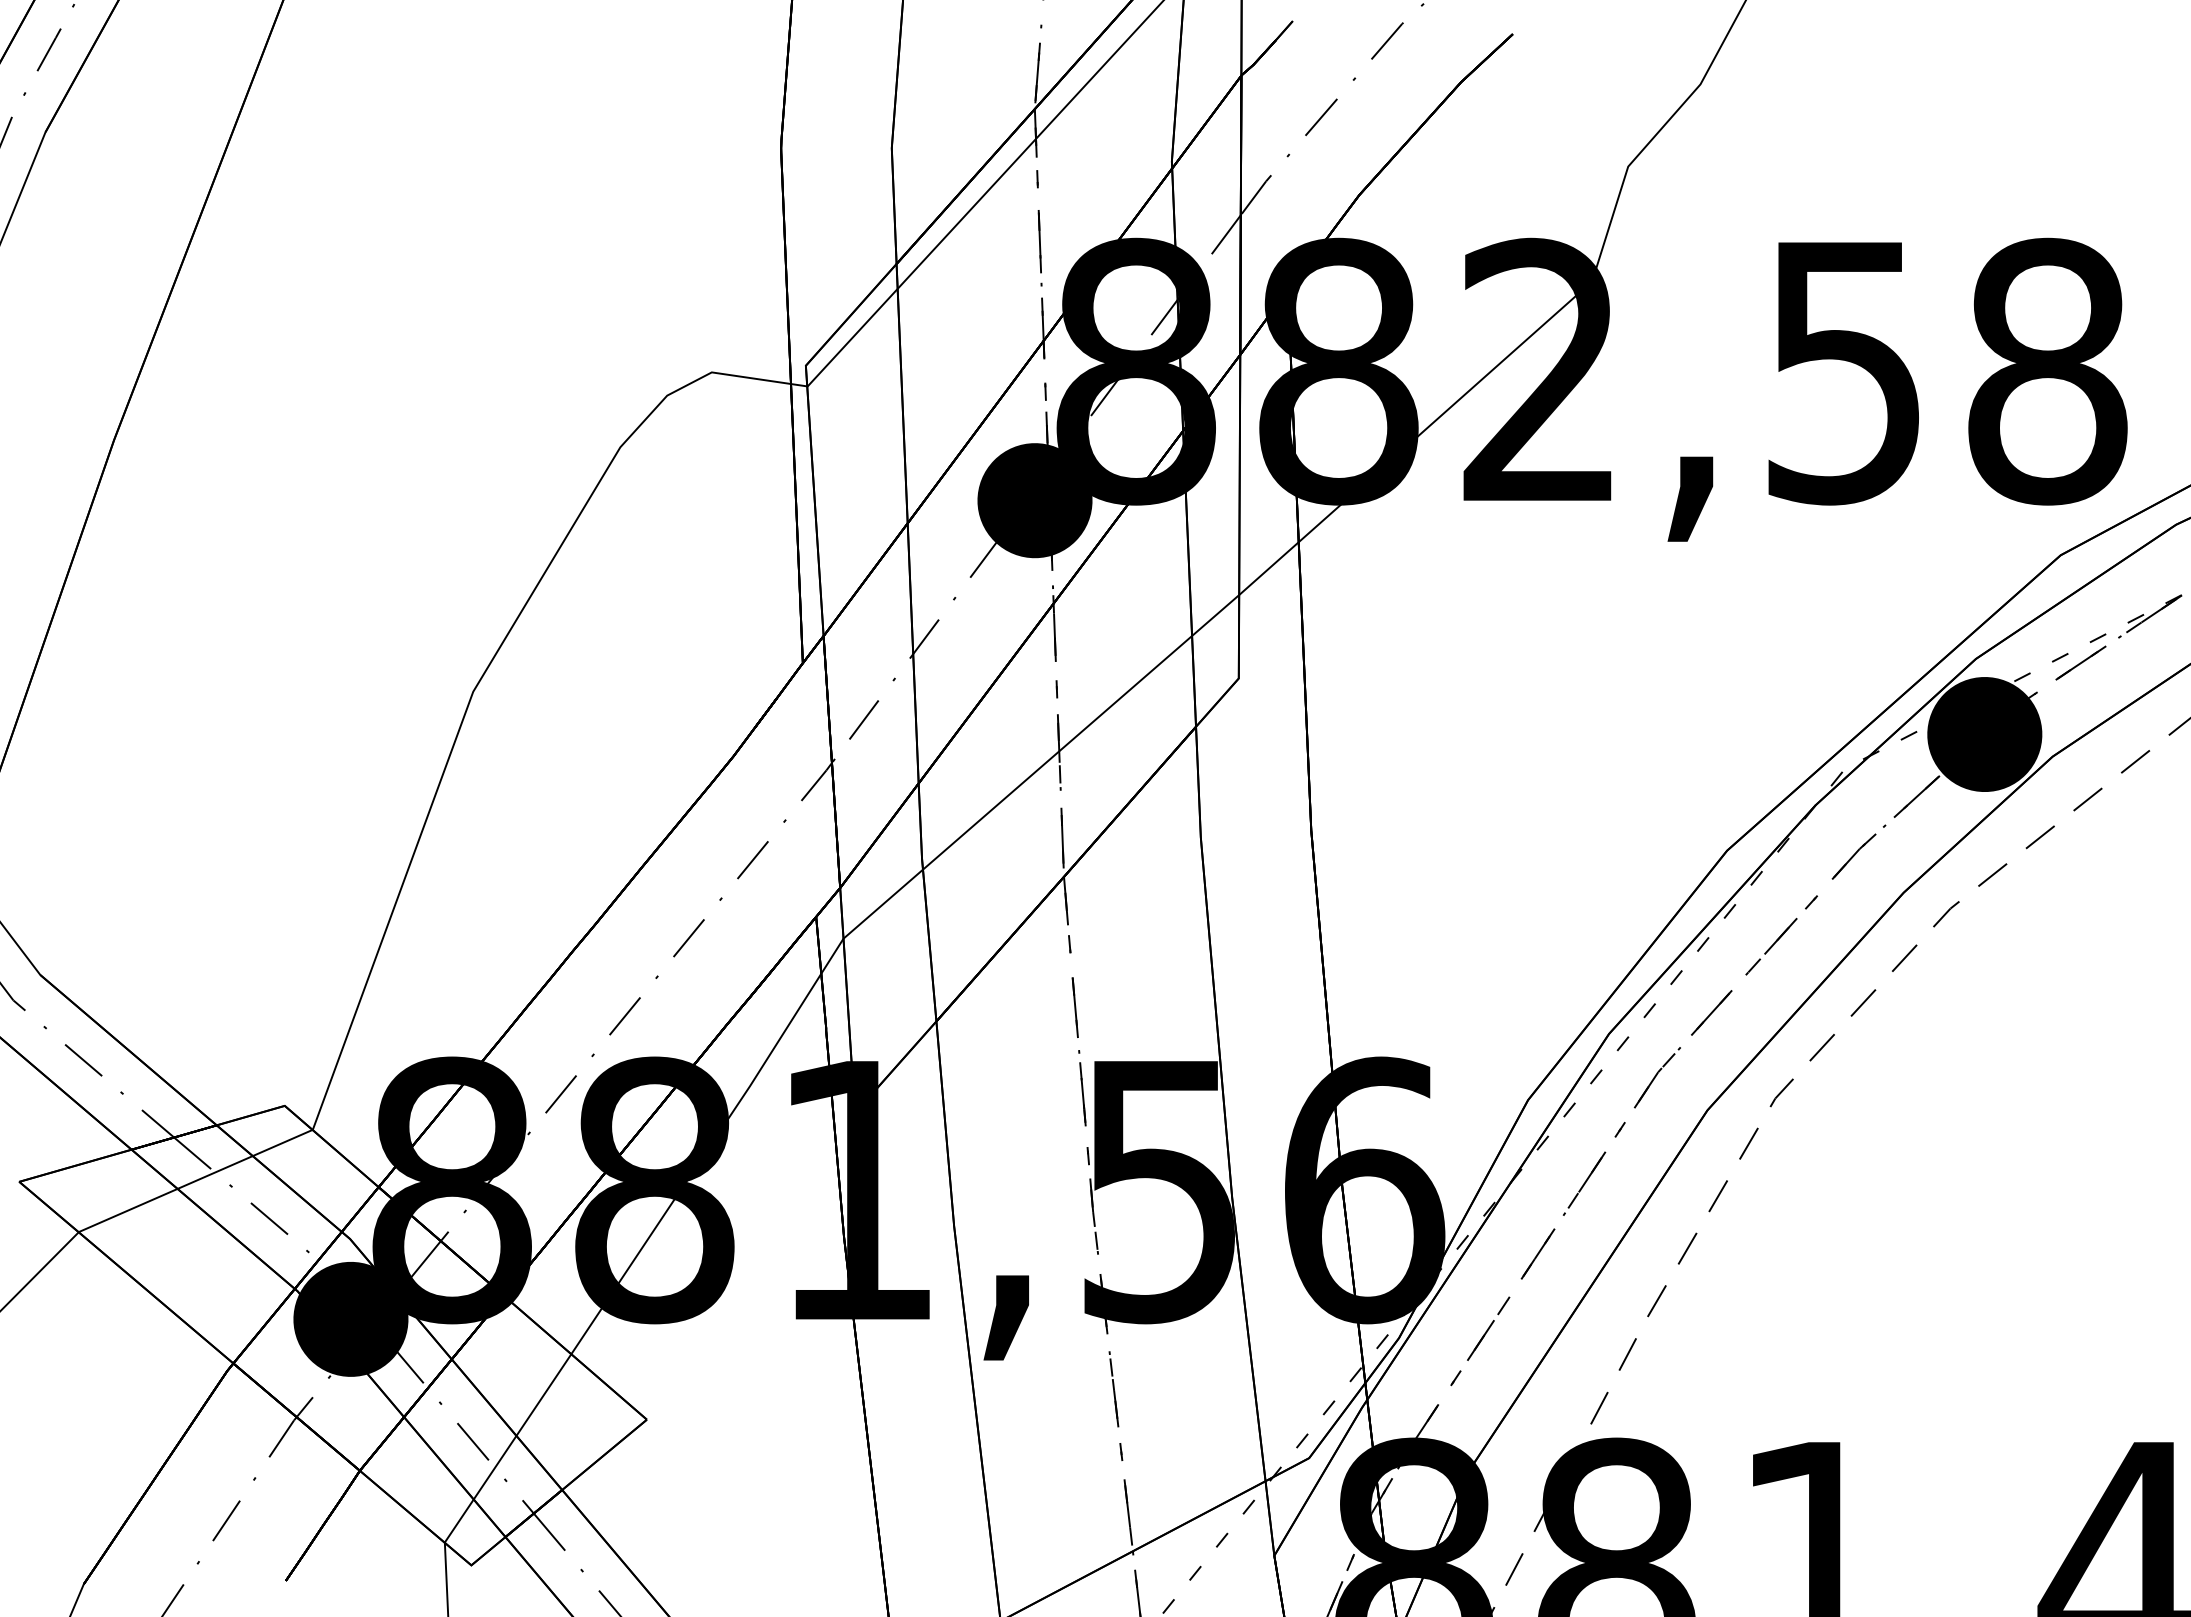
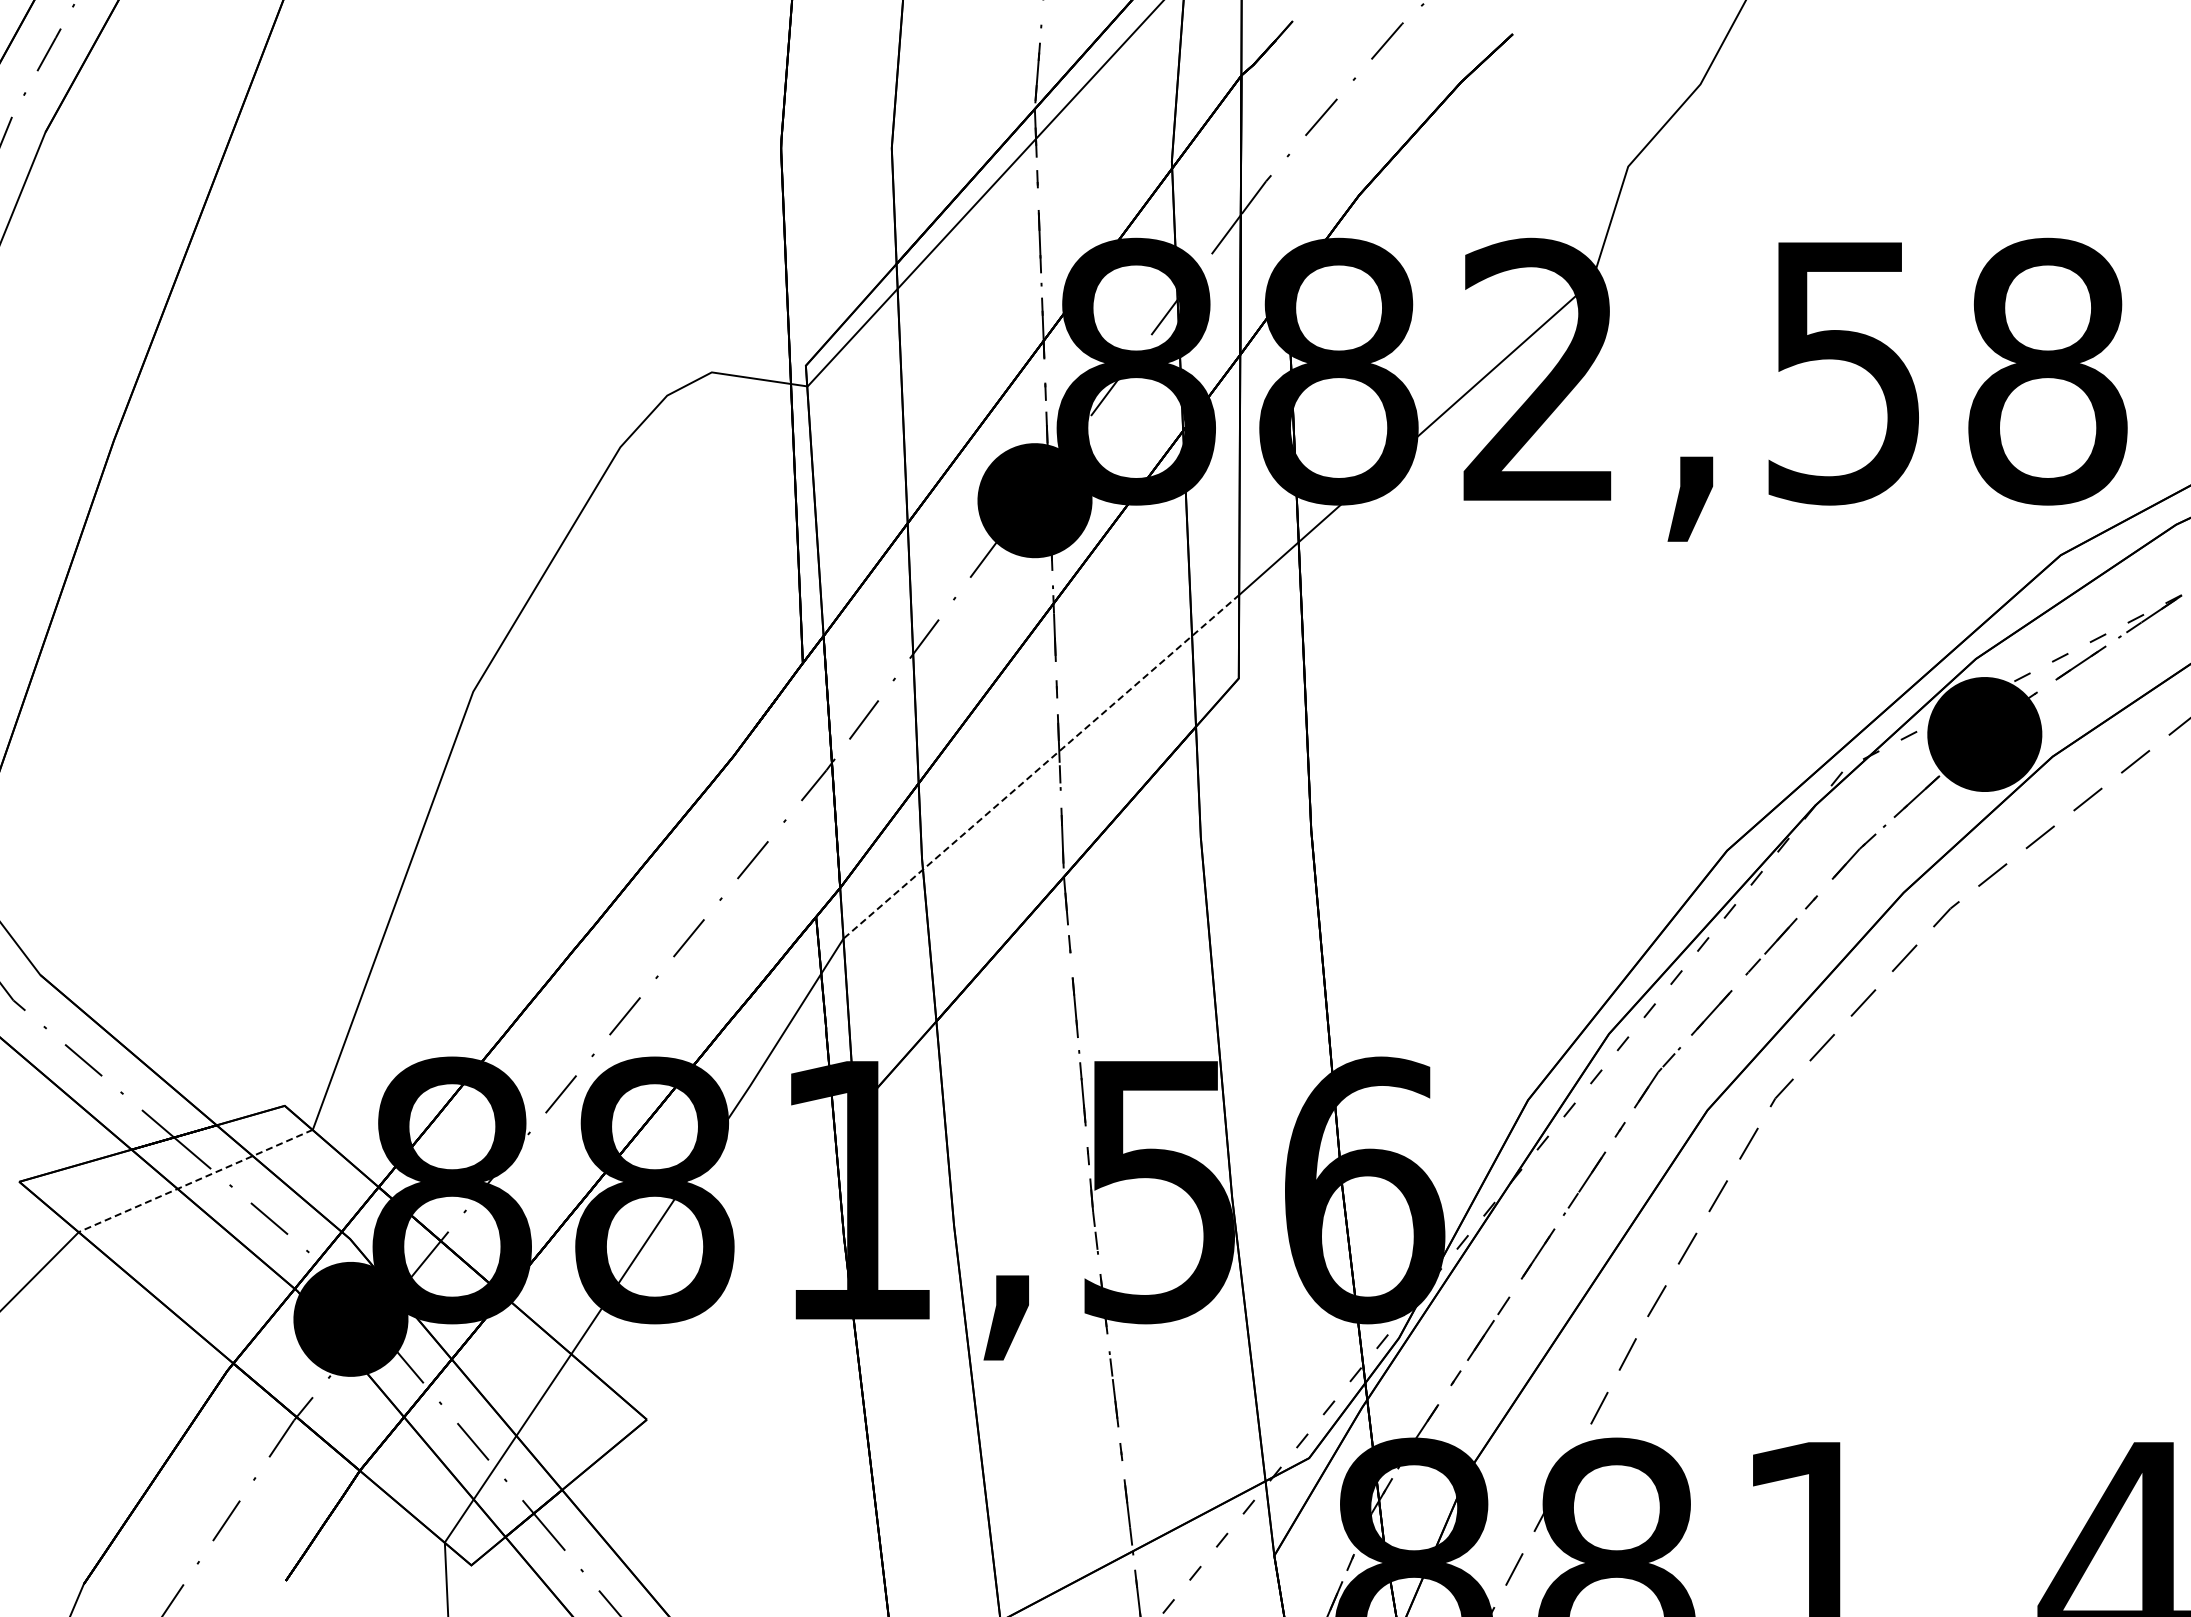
line: solid -> dashed (1041, 767)
line: solid -> dashed (195, 1181)
